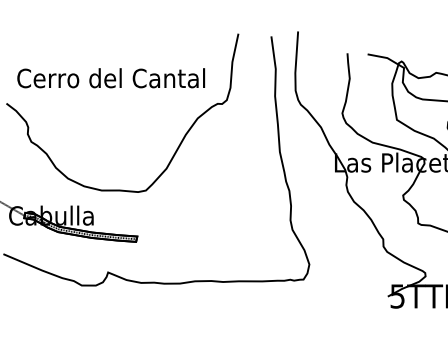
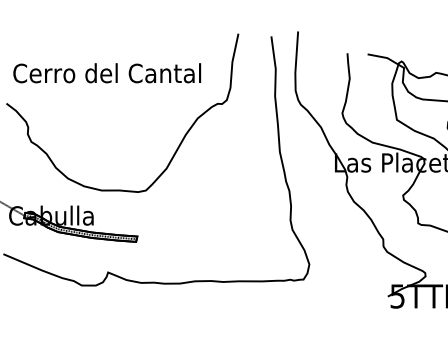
text position: (111, 78) -> (107, 73) (107, 73)
